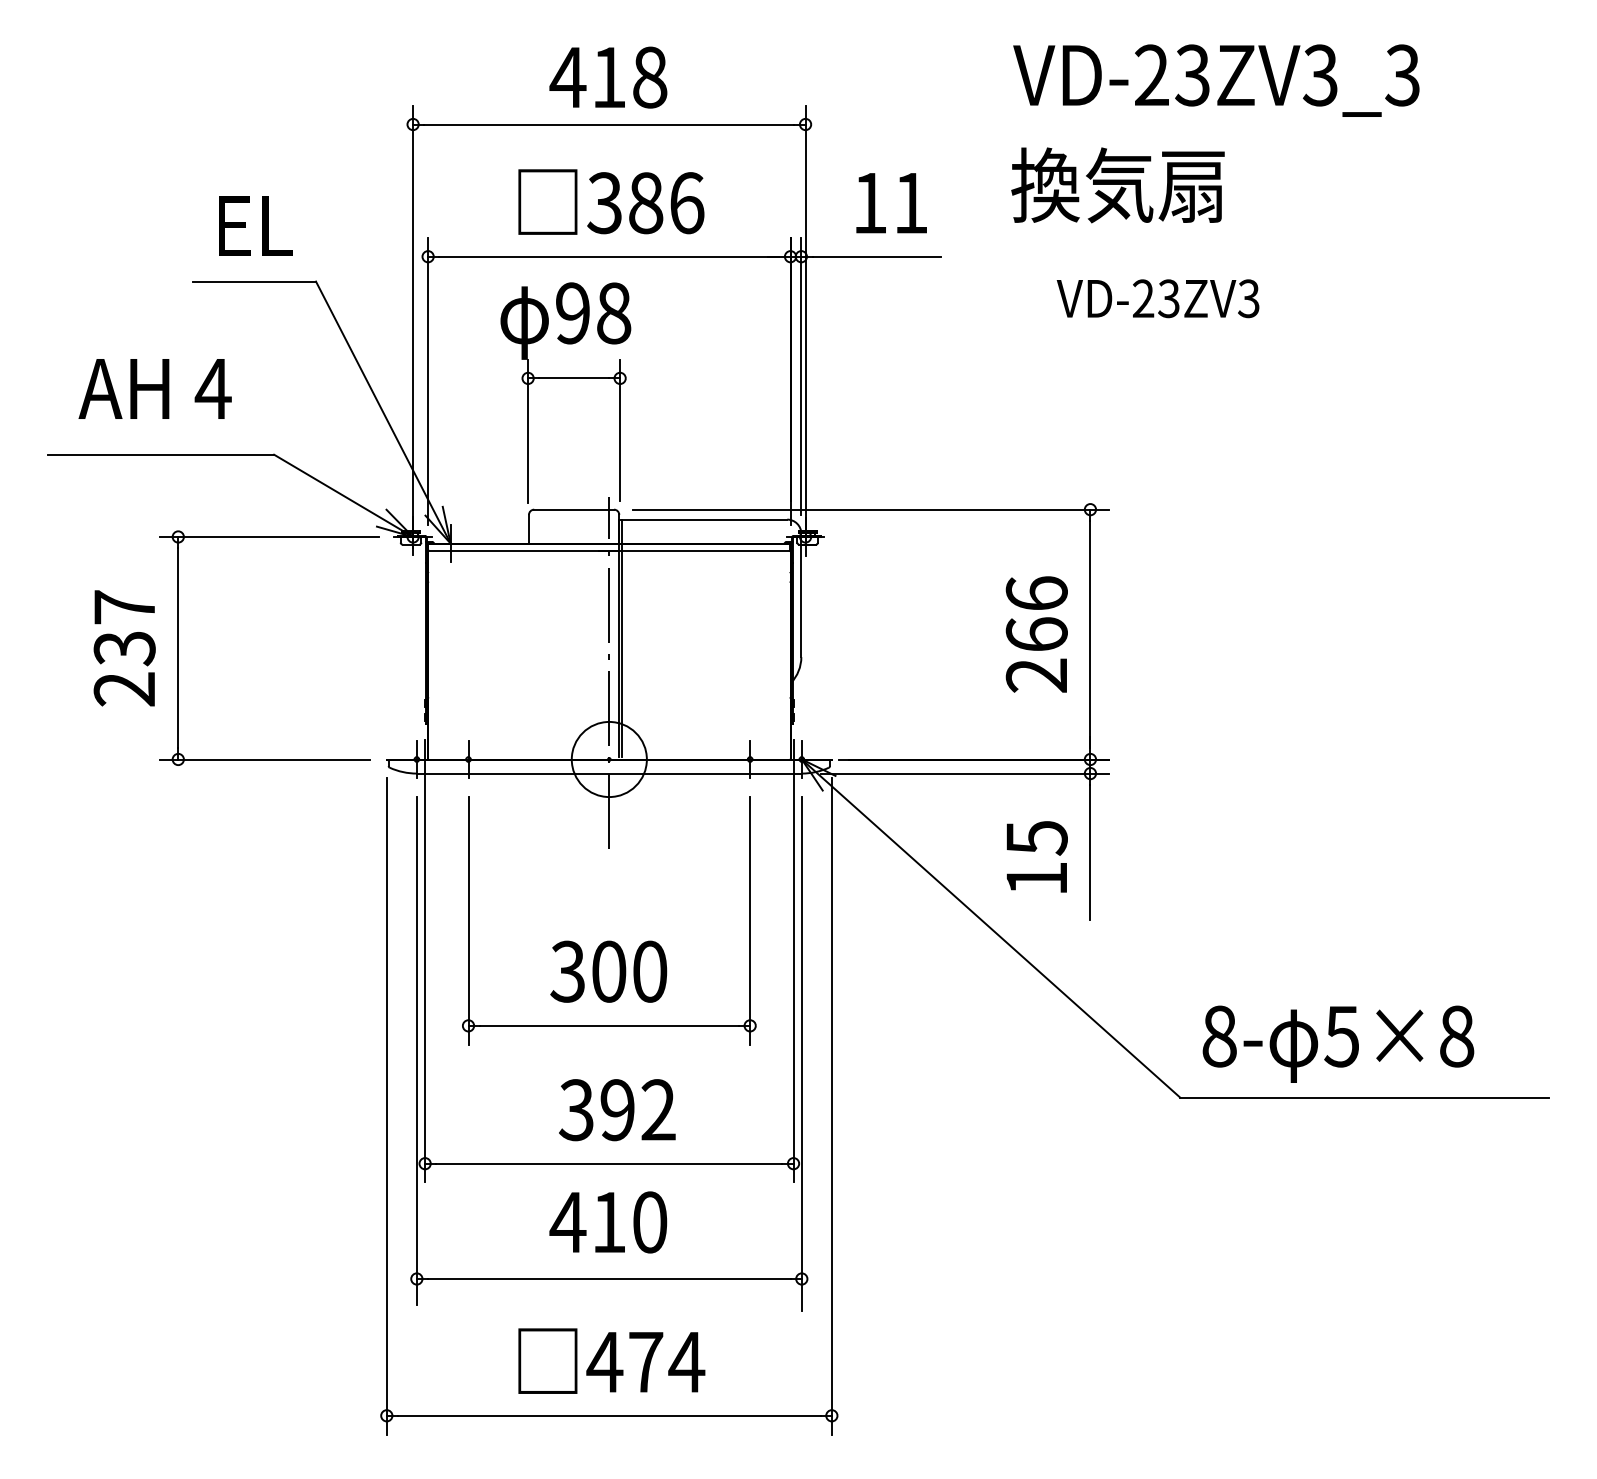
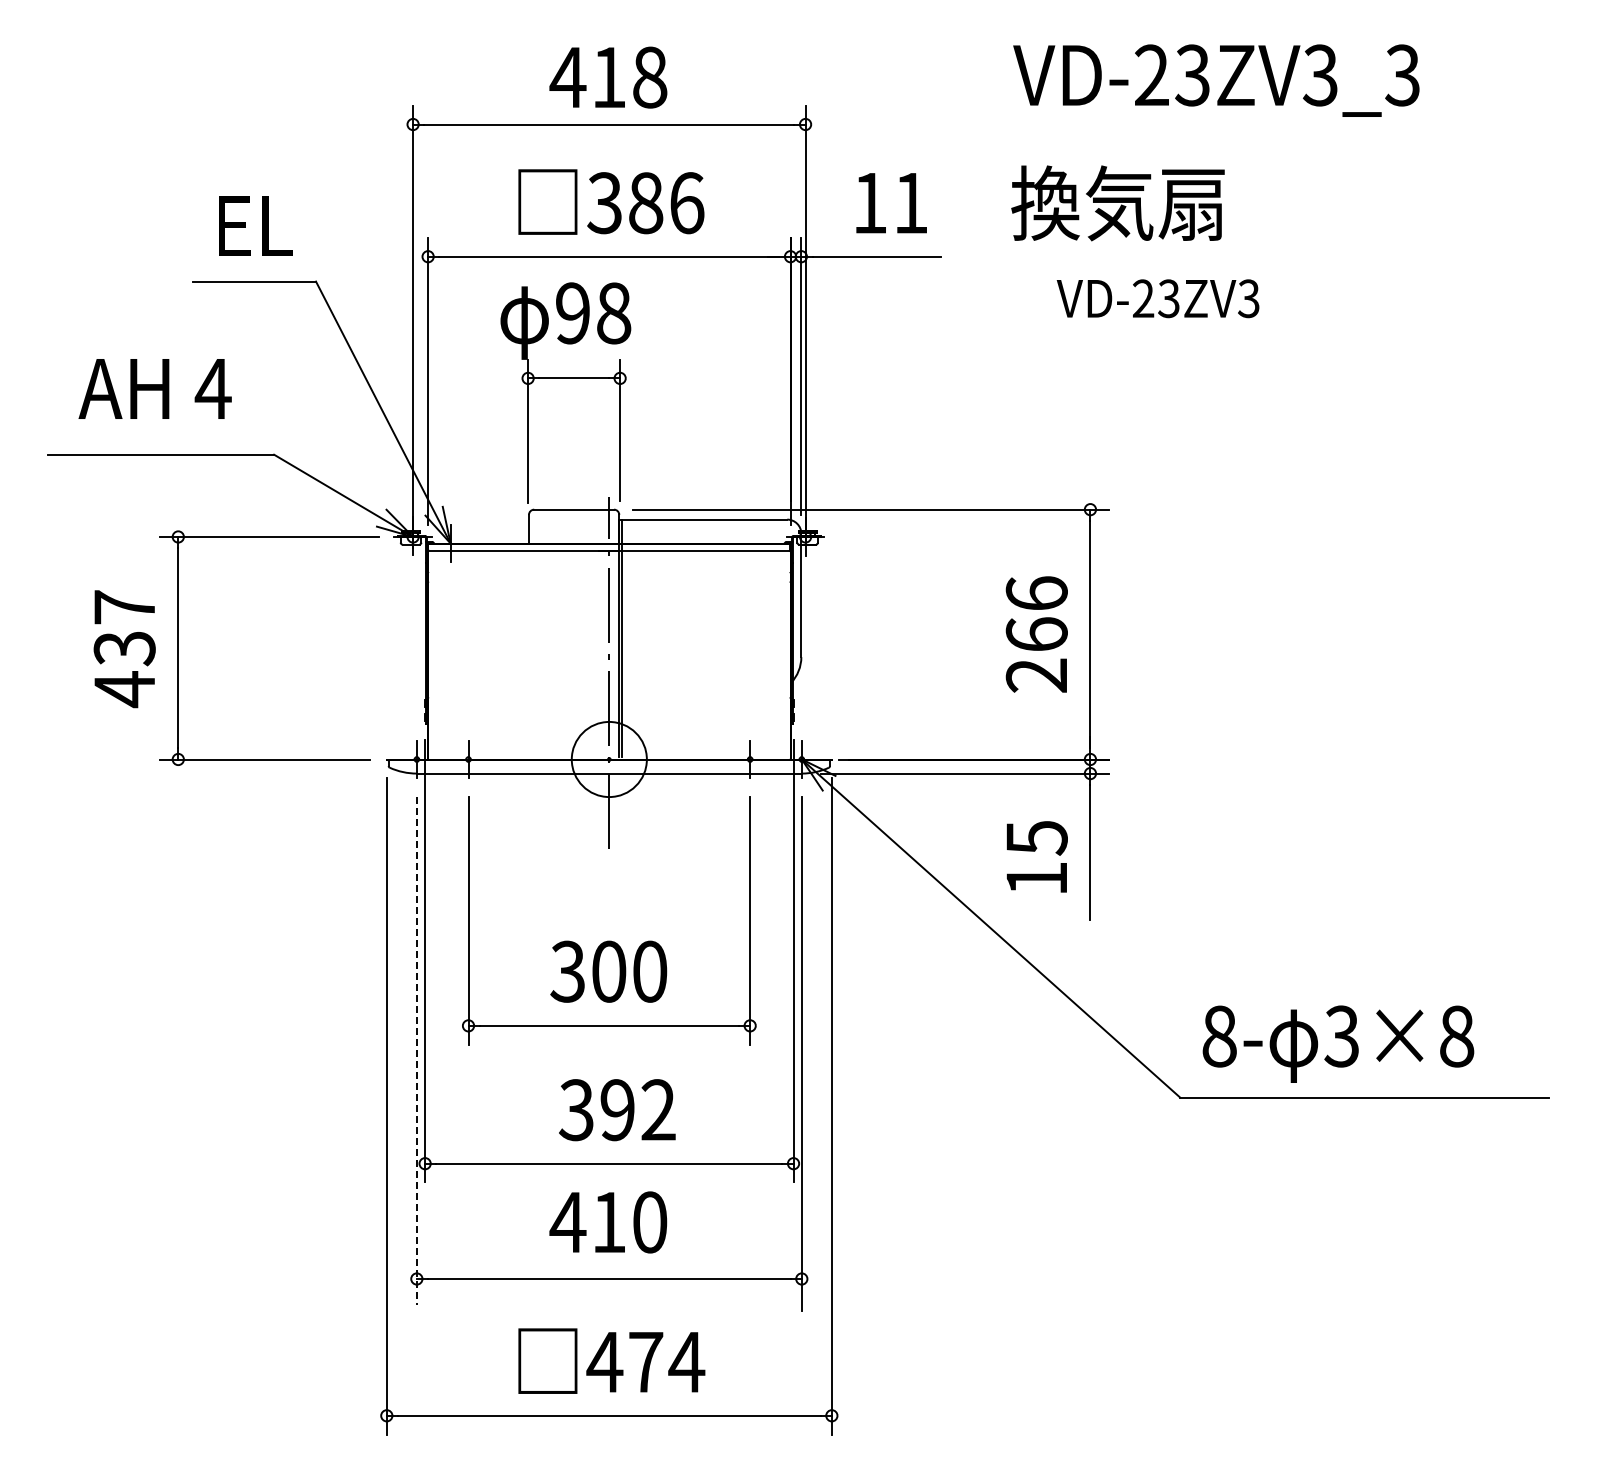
text position: (1117, 185) -> (1117, 203) (1117, 203)
text: 237 -> 437 (123, 689)
text: 5×8 -> 3×8 (1341, 1036)
line: solid -> dashed (416, 1050)
